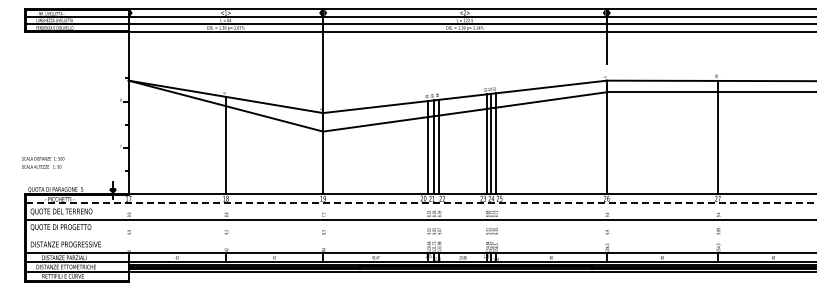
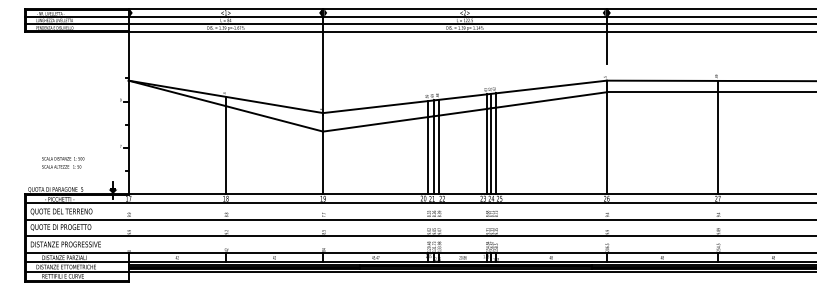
text position: (43, 162) -> (63, 162) (63, 162)
line: dashed -> solid (421, 203)
line: none -> present (419, 235)
